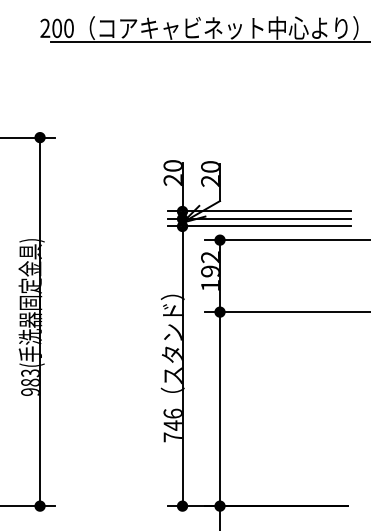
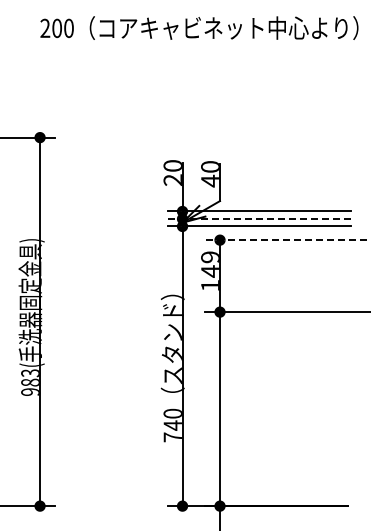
line: present -> none (208, 42)
text: 20 -> 40 (209, 180)
line: solid -> dashed (259, 218)
line: solid -> dashed (287, 240)
text: 192 -> 149 (209, 264)
text: 746 -> 740 (172, 413)
